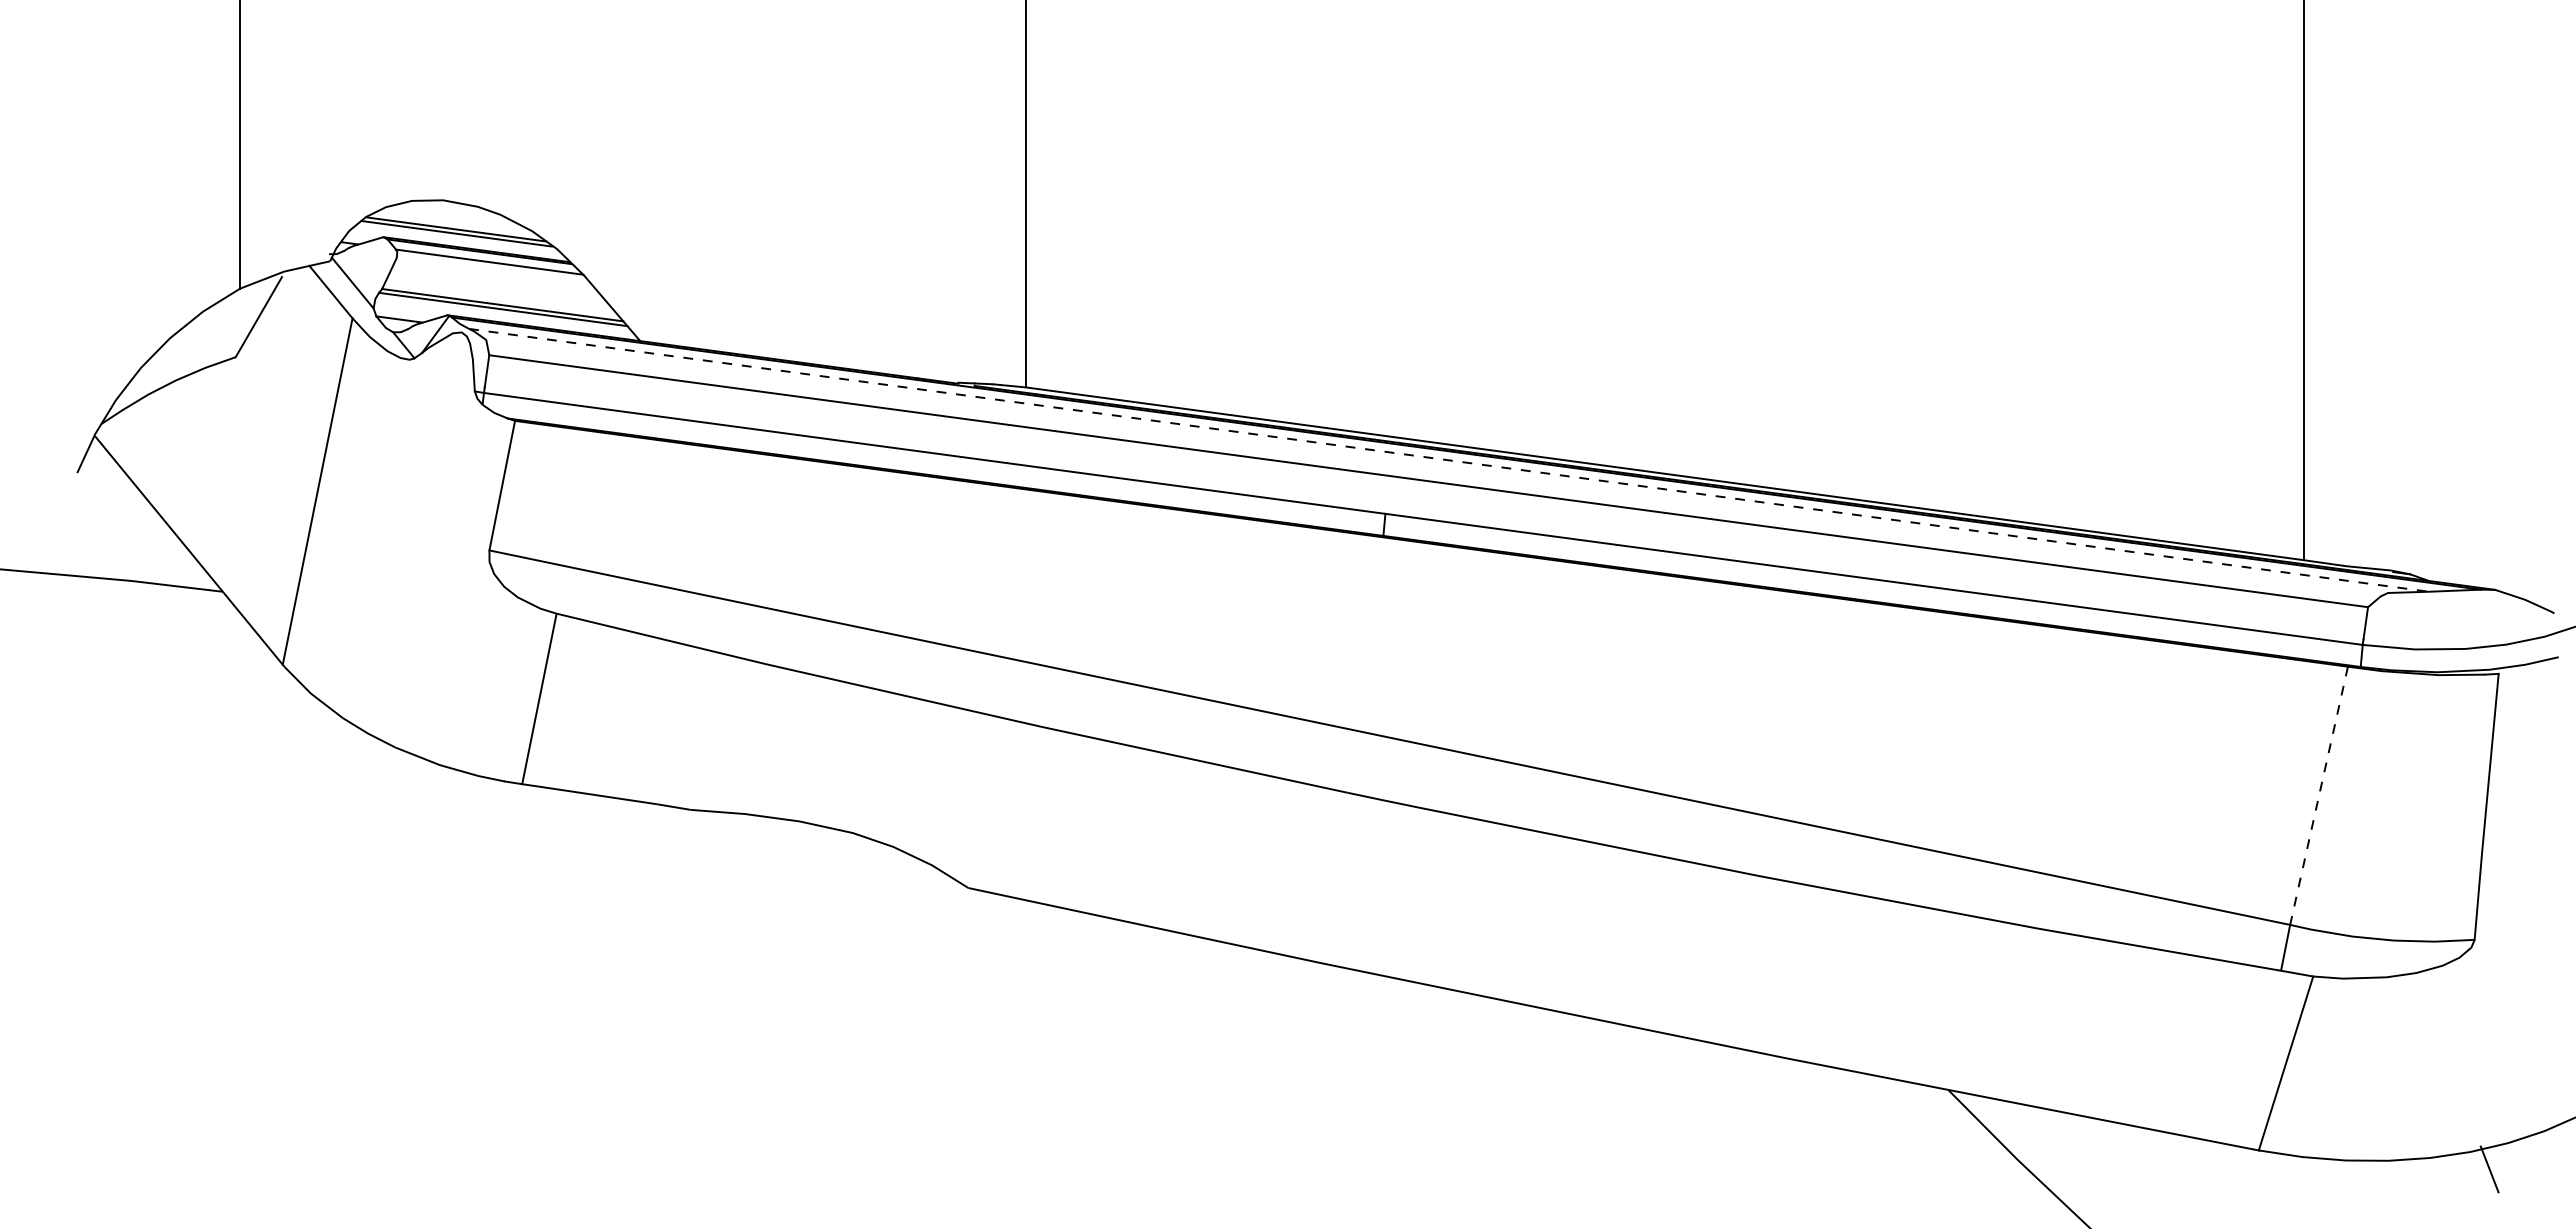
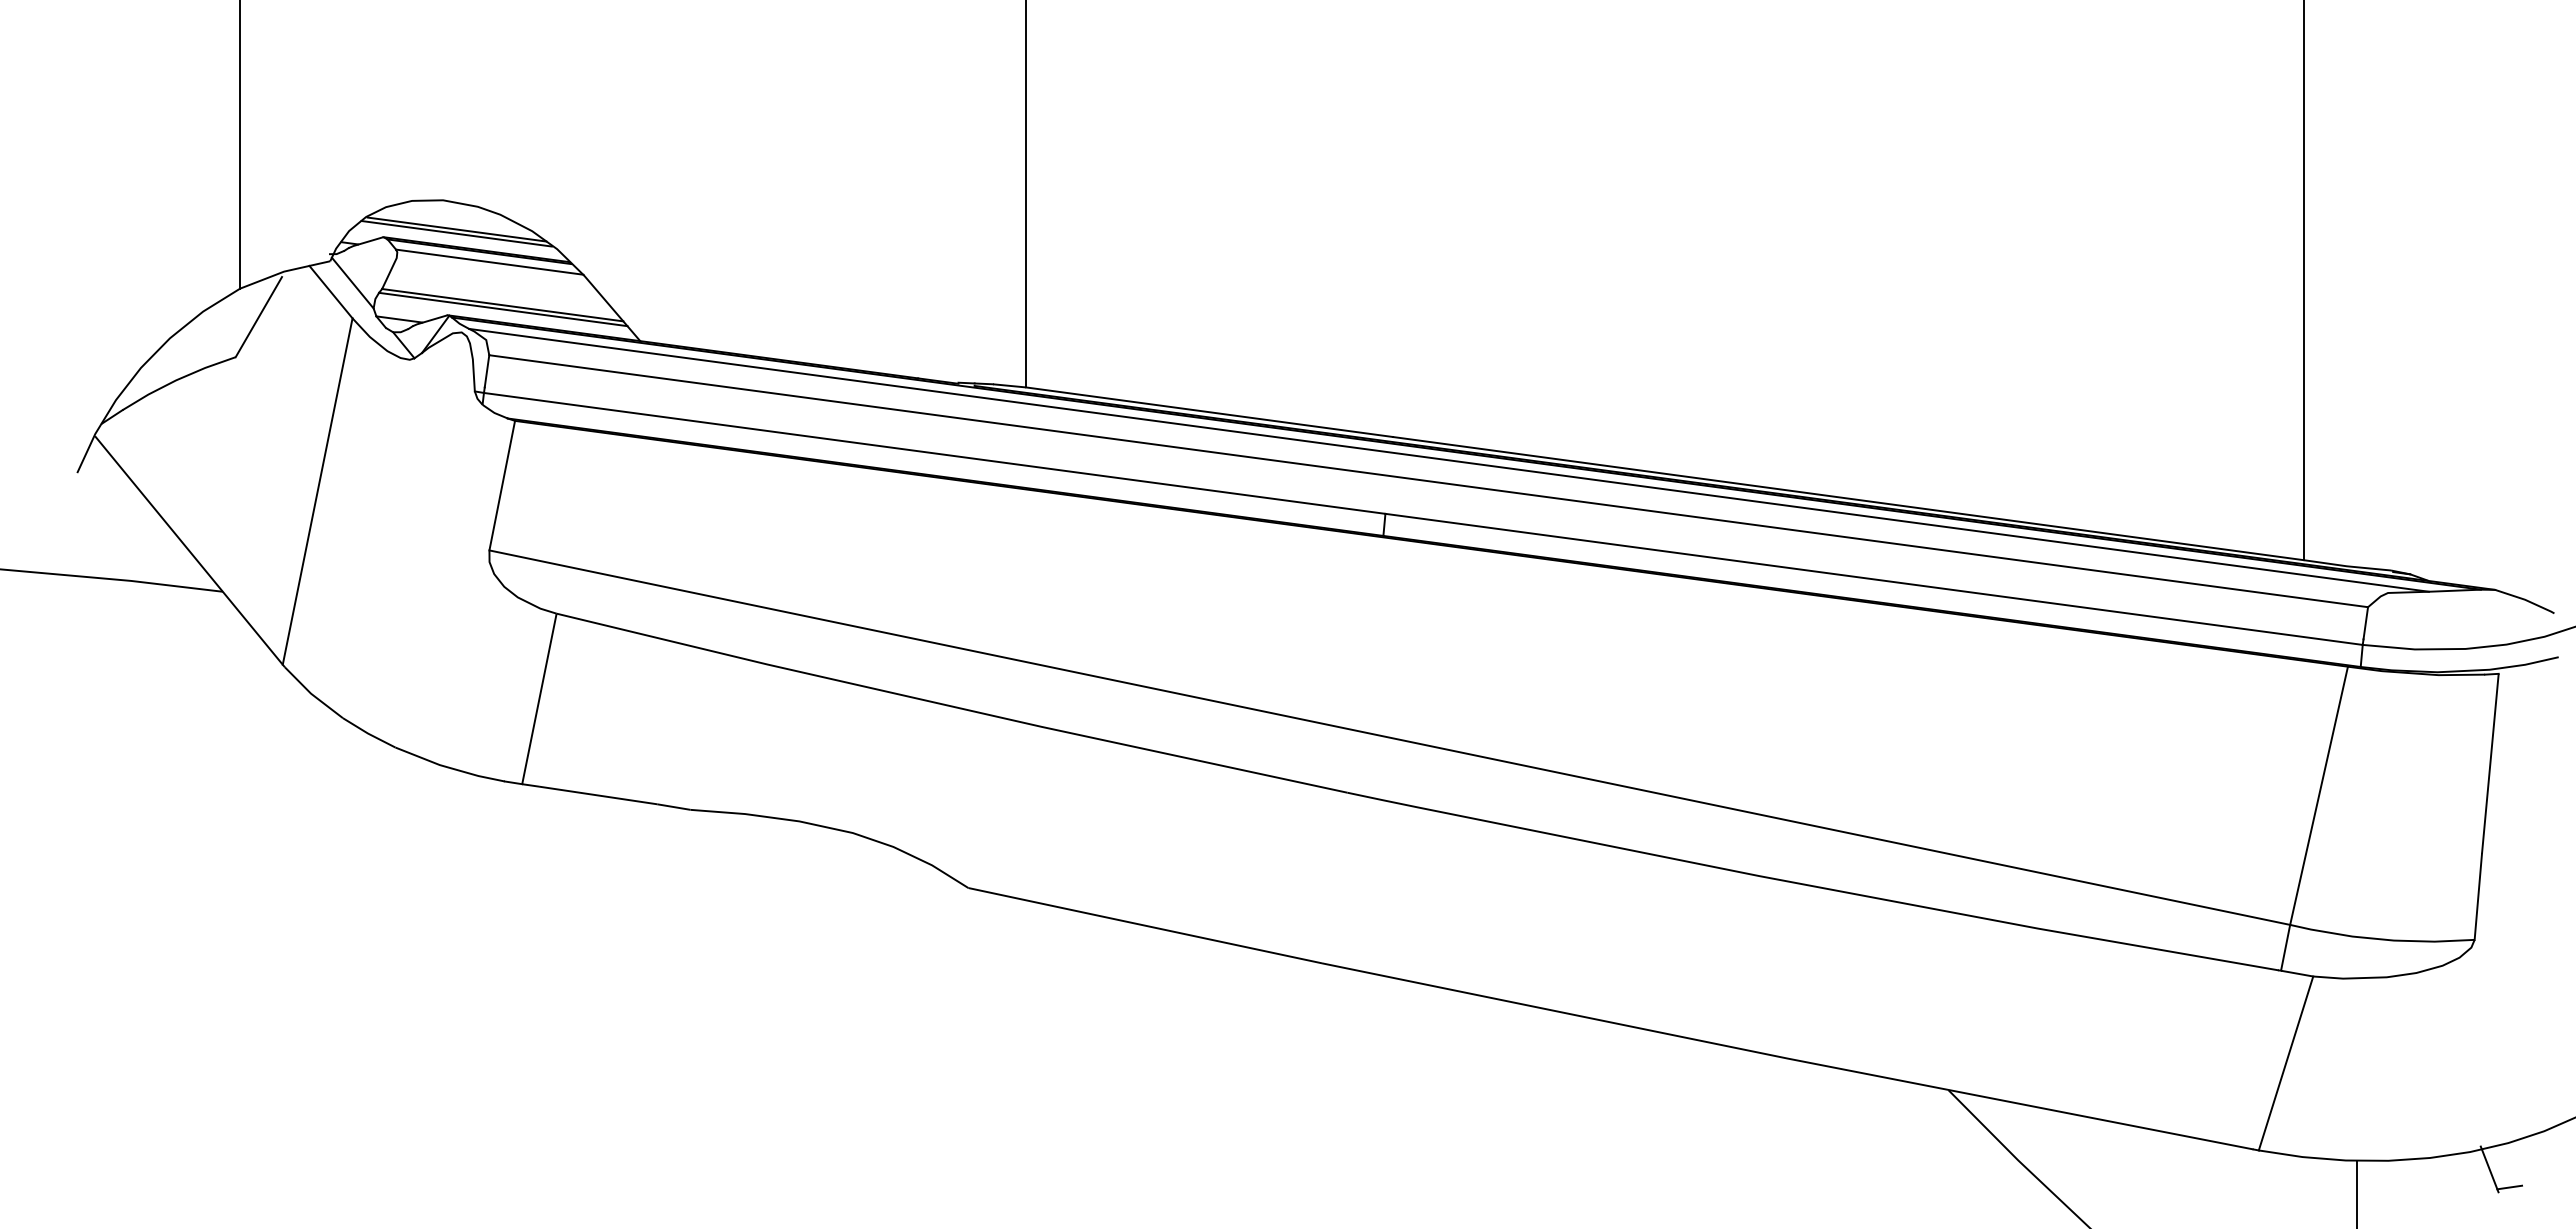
line: dashed -> solid (1449, 460)
line: dashed -> solid (2318, 796)
line: none -> present (2509, 1187)
line: none -> present (2357, 1193)
